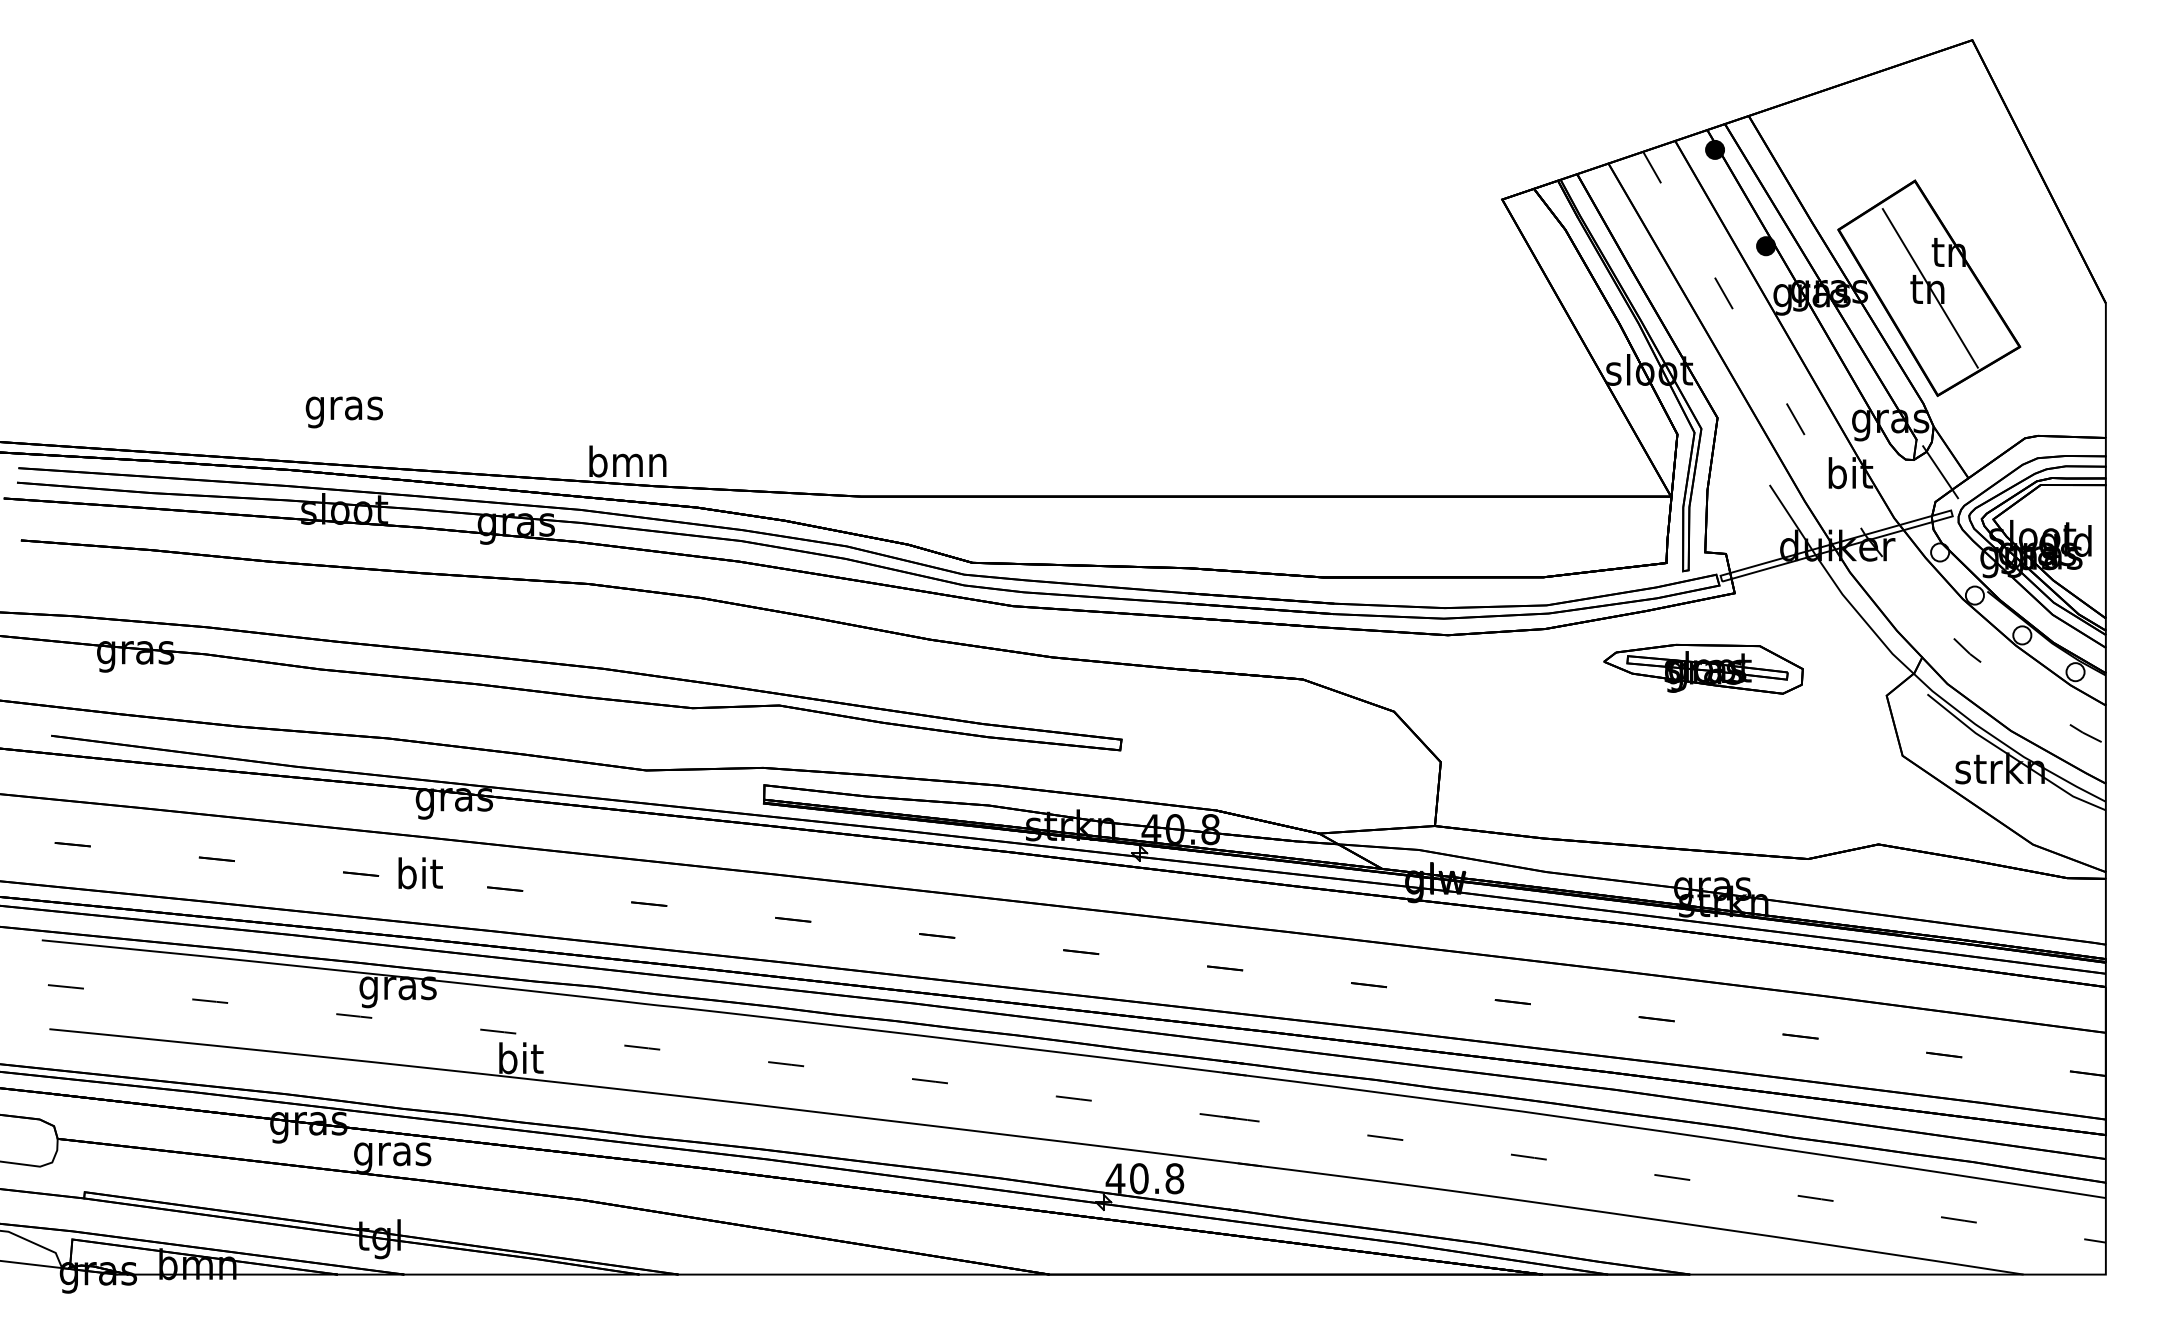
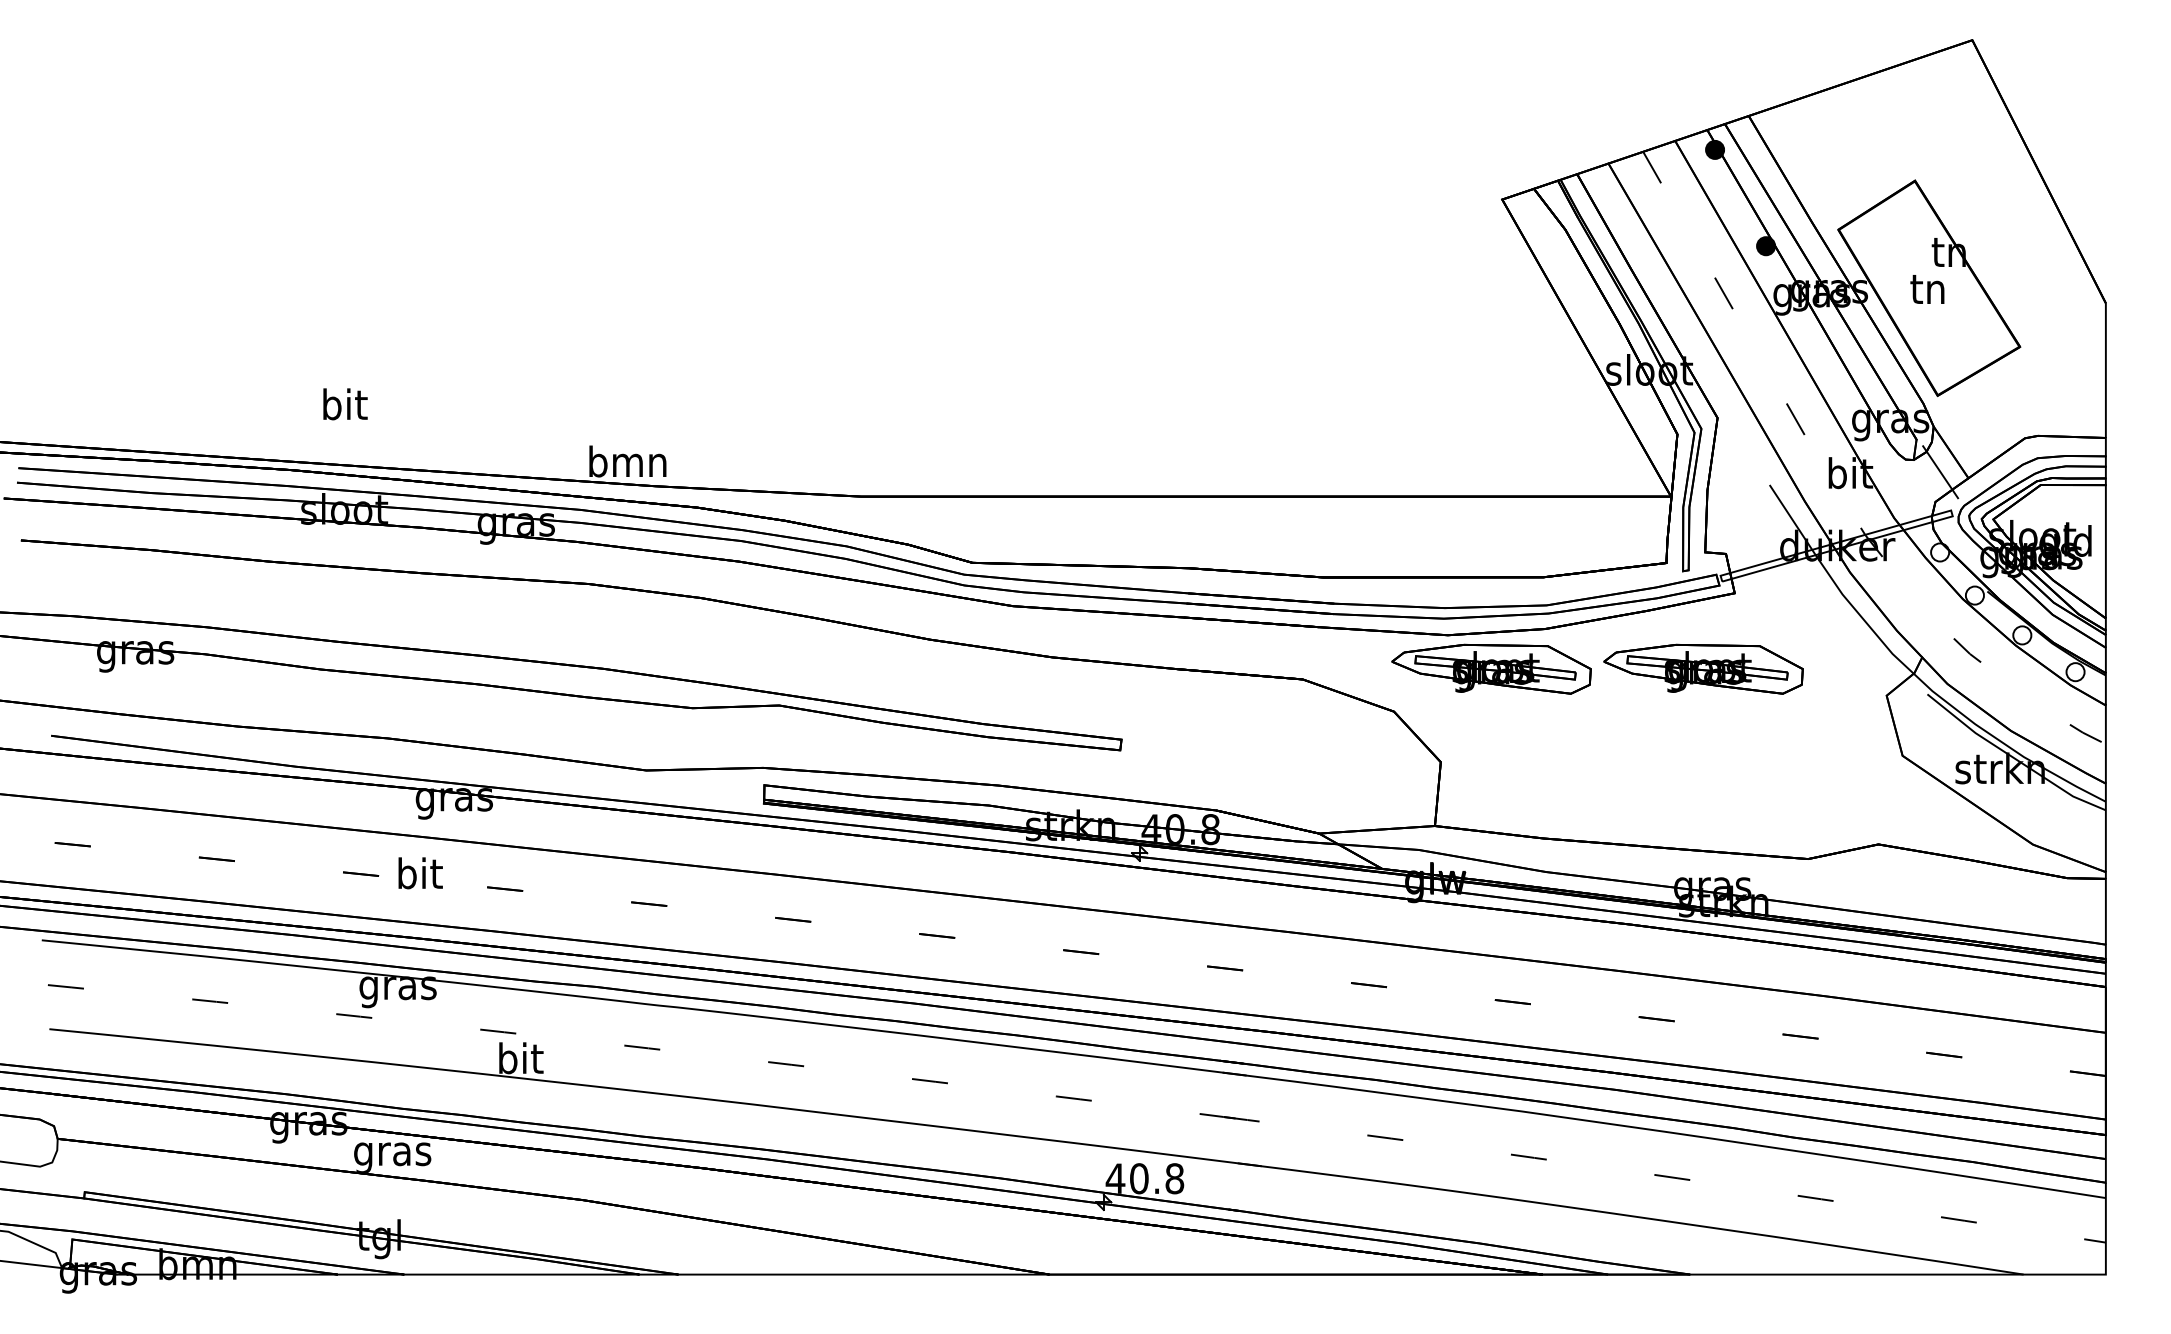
line: present -> none (1929, 288)
text: gras -> bit (343, 408)
part: none -> present (1491, 668)
